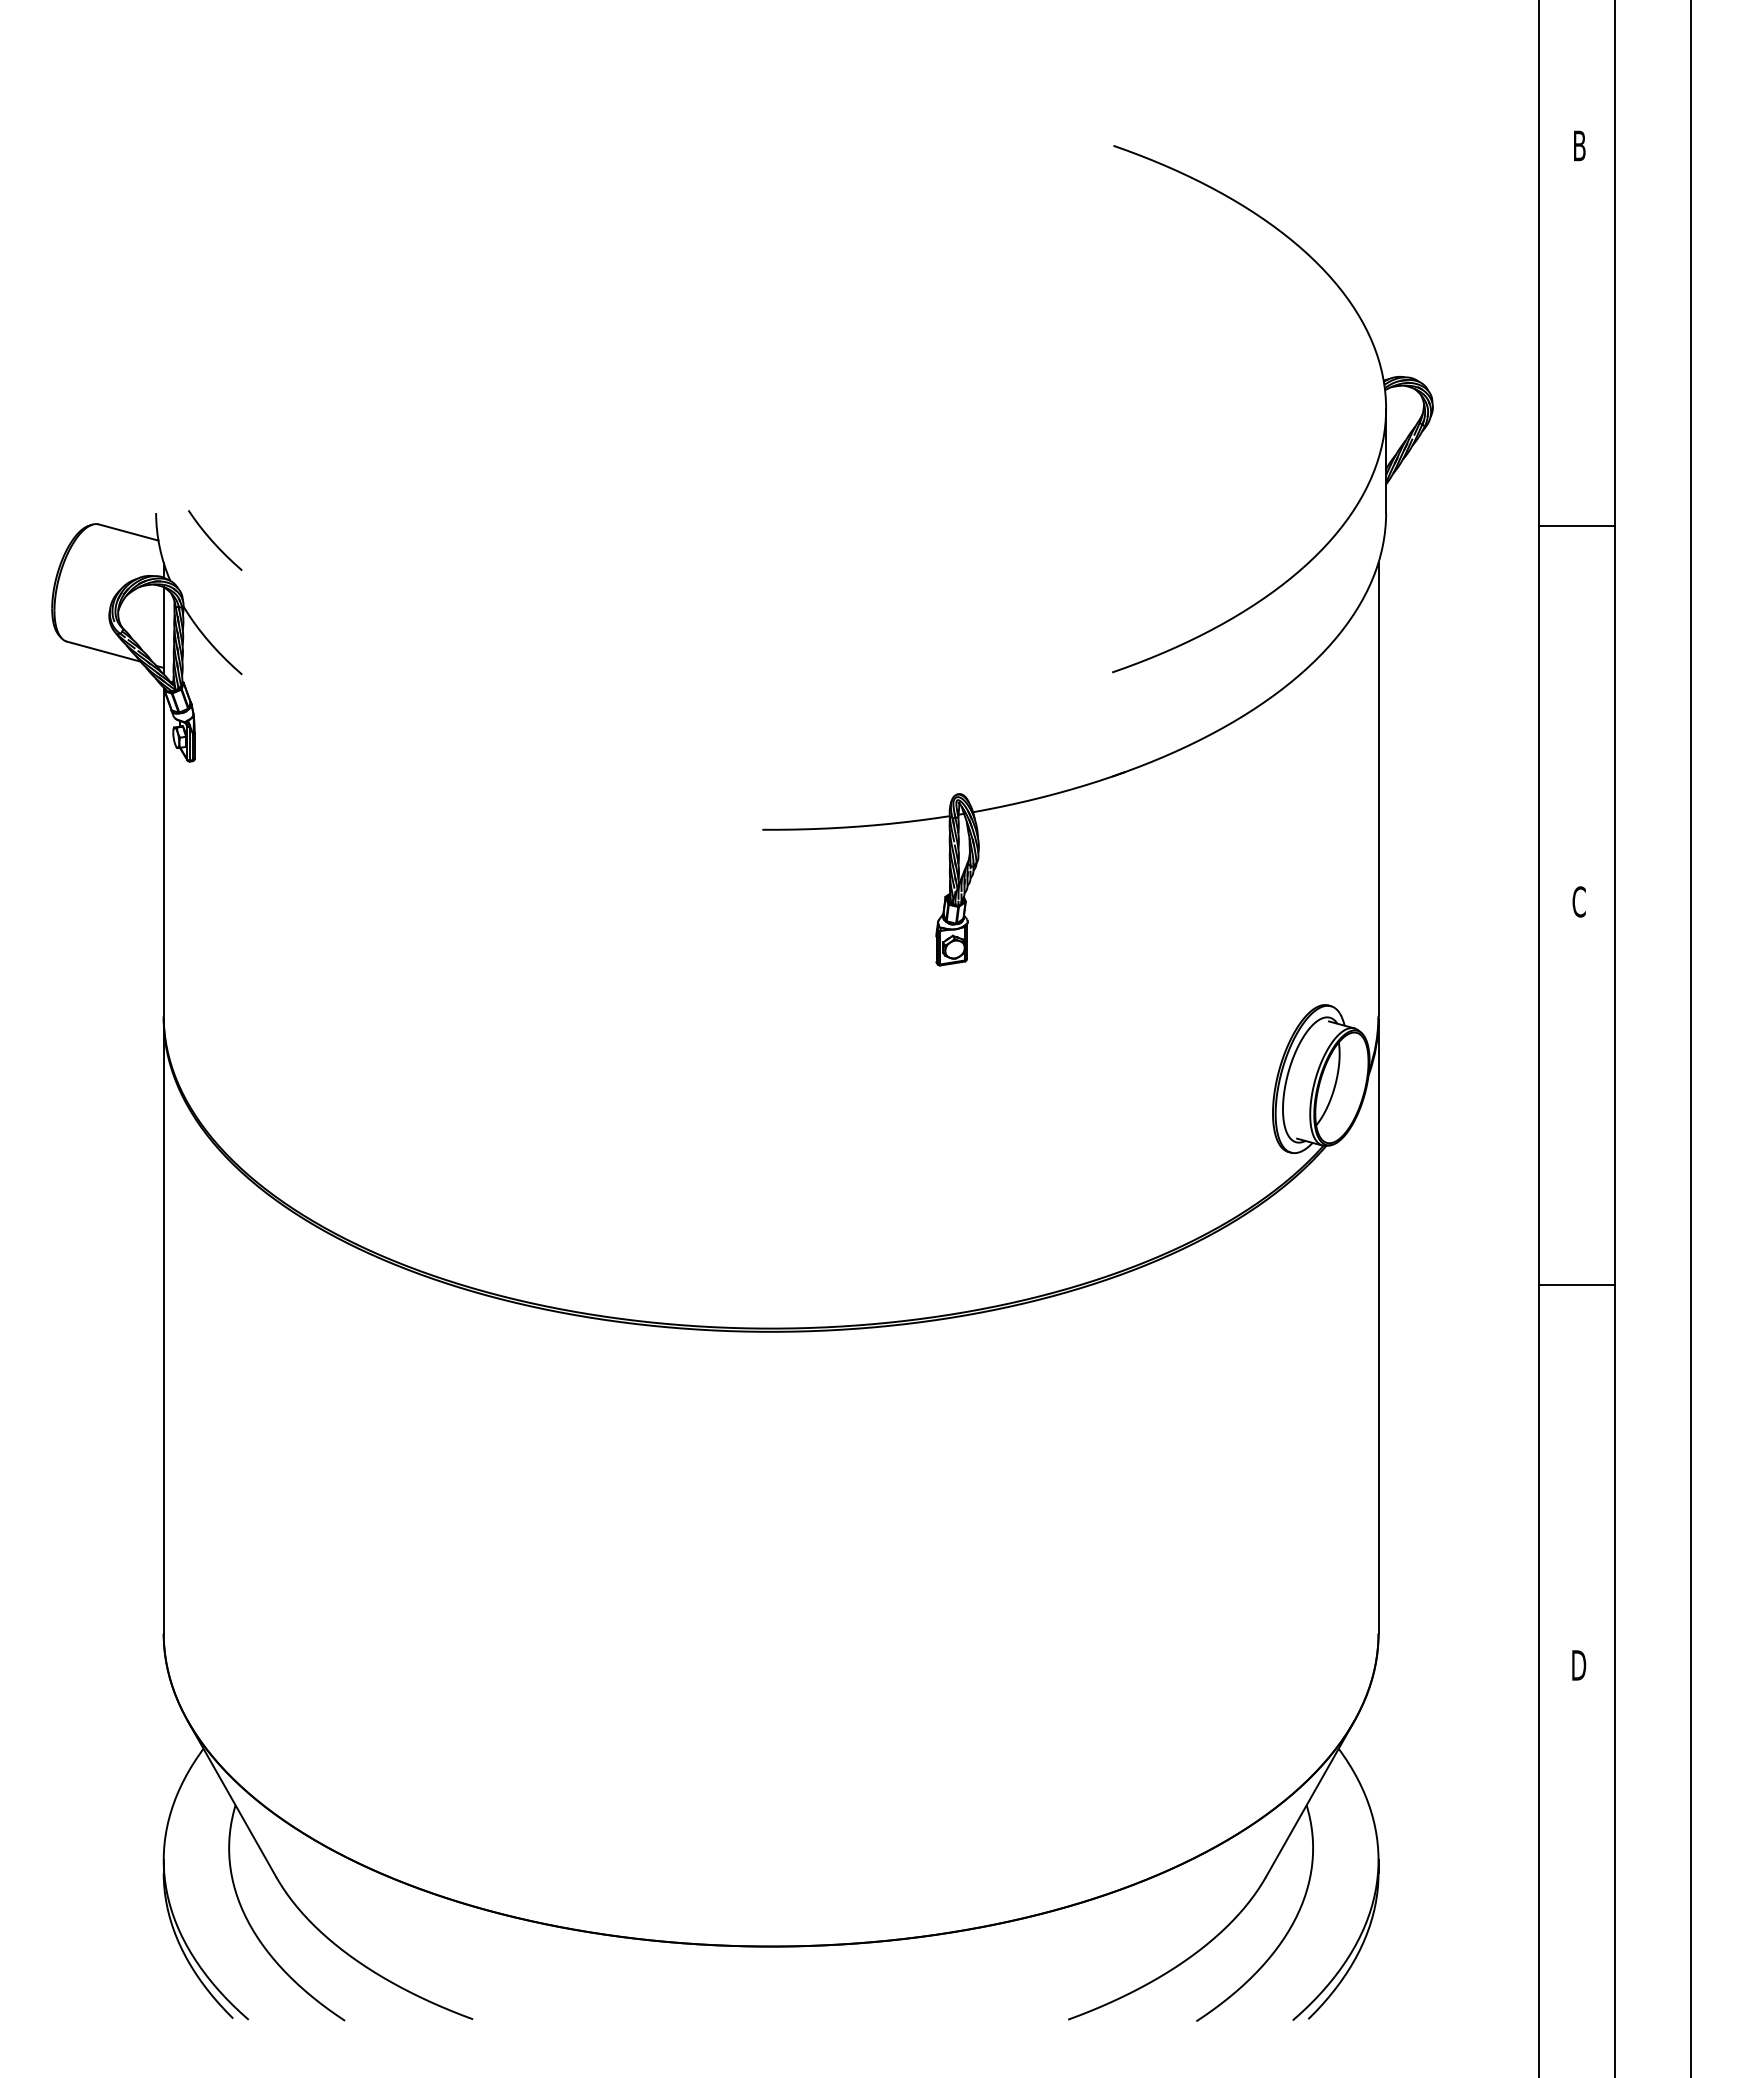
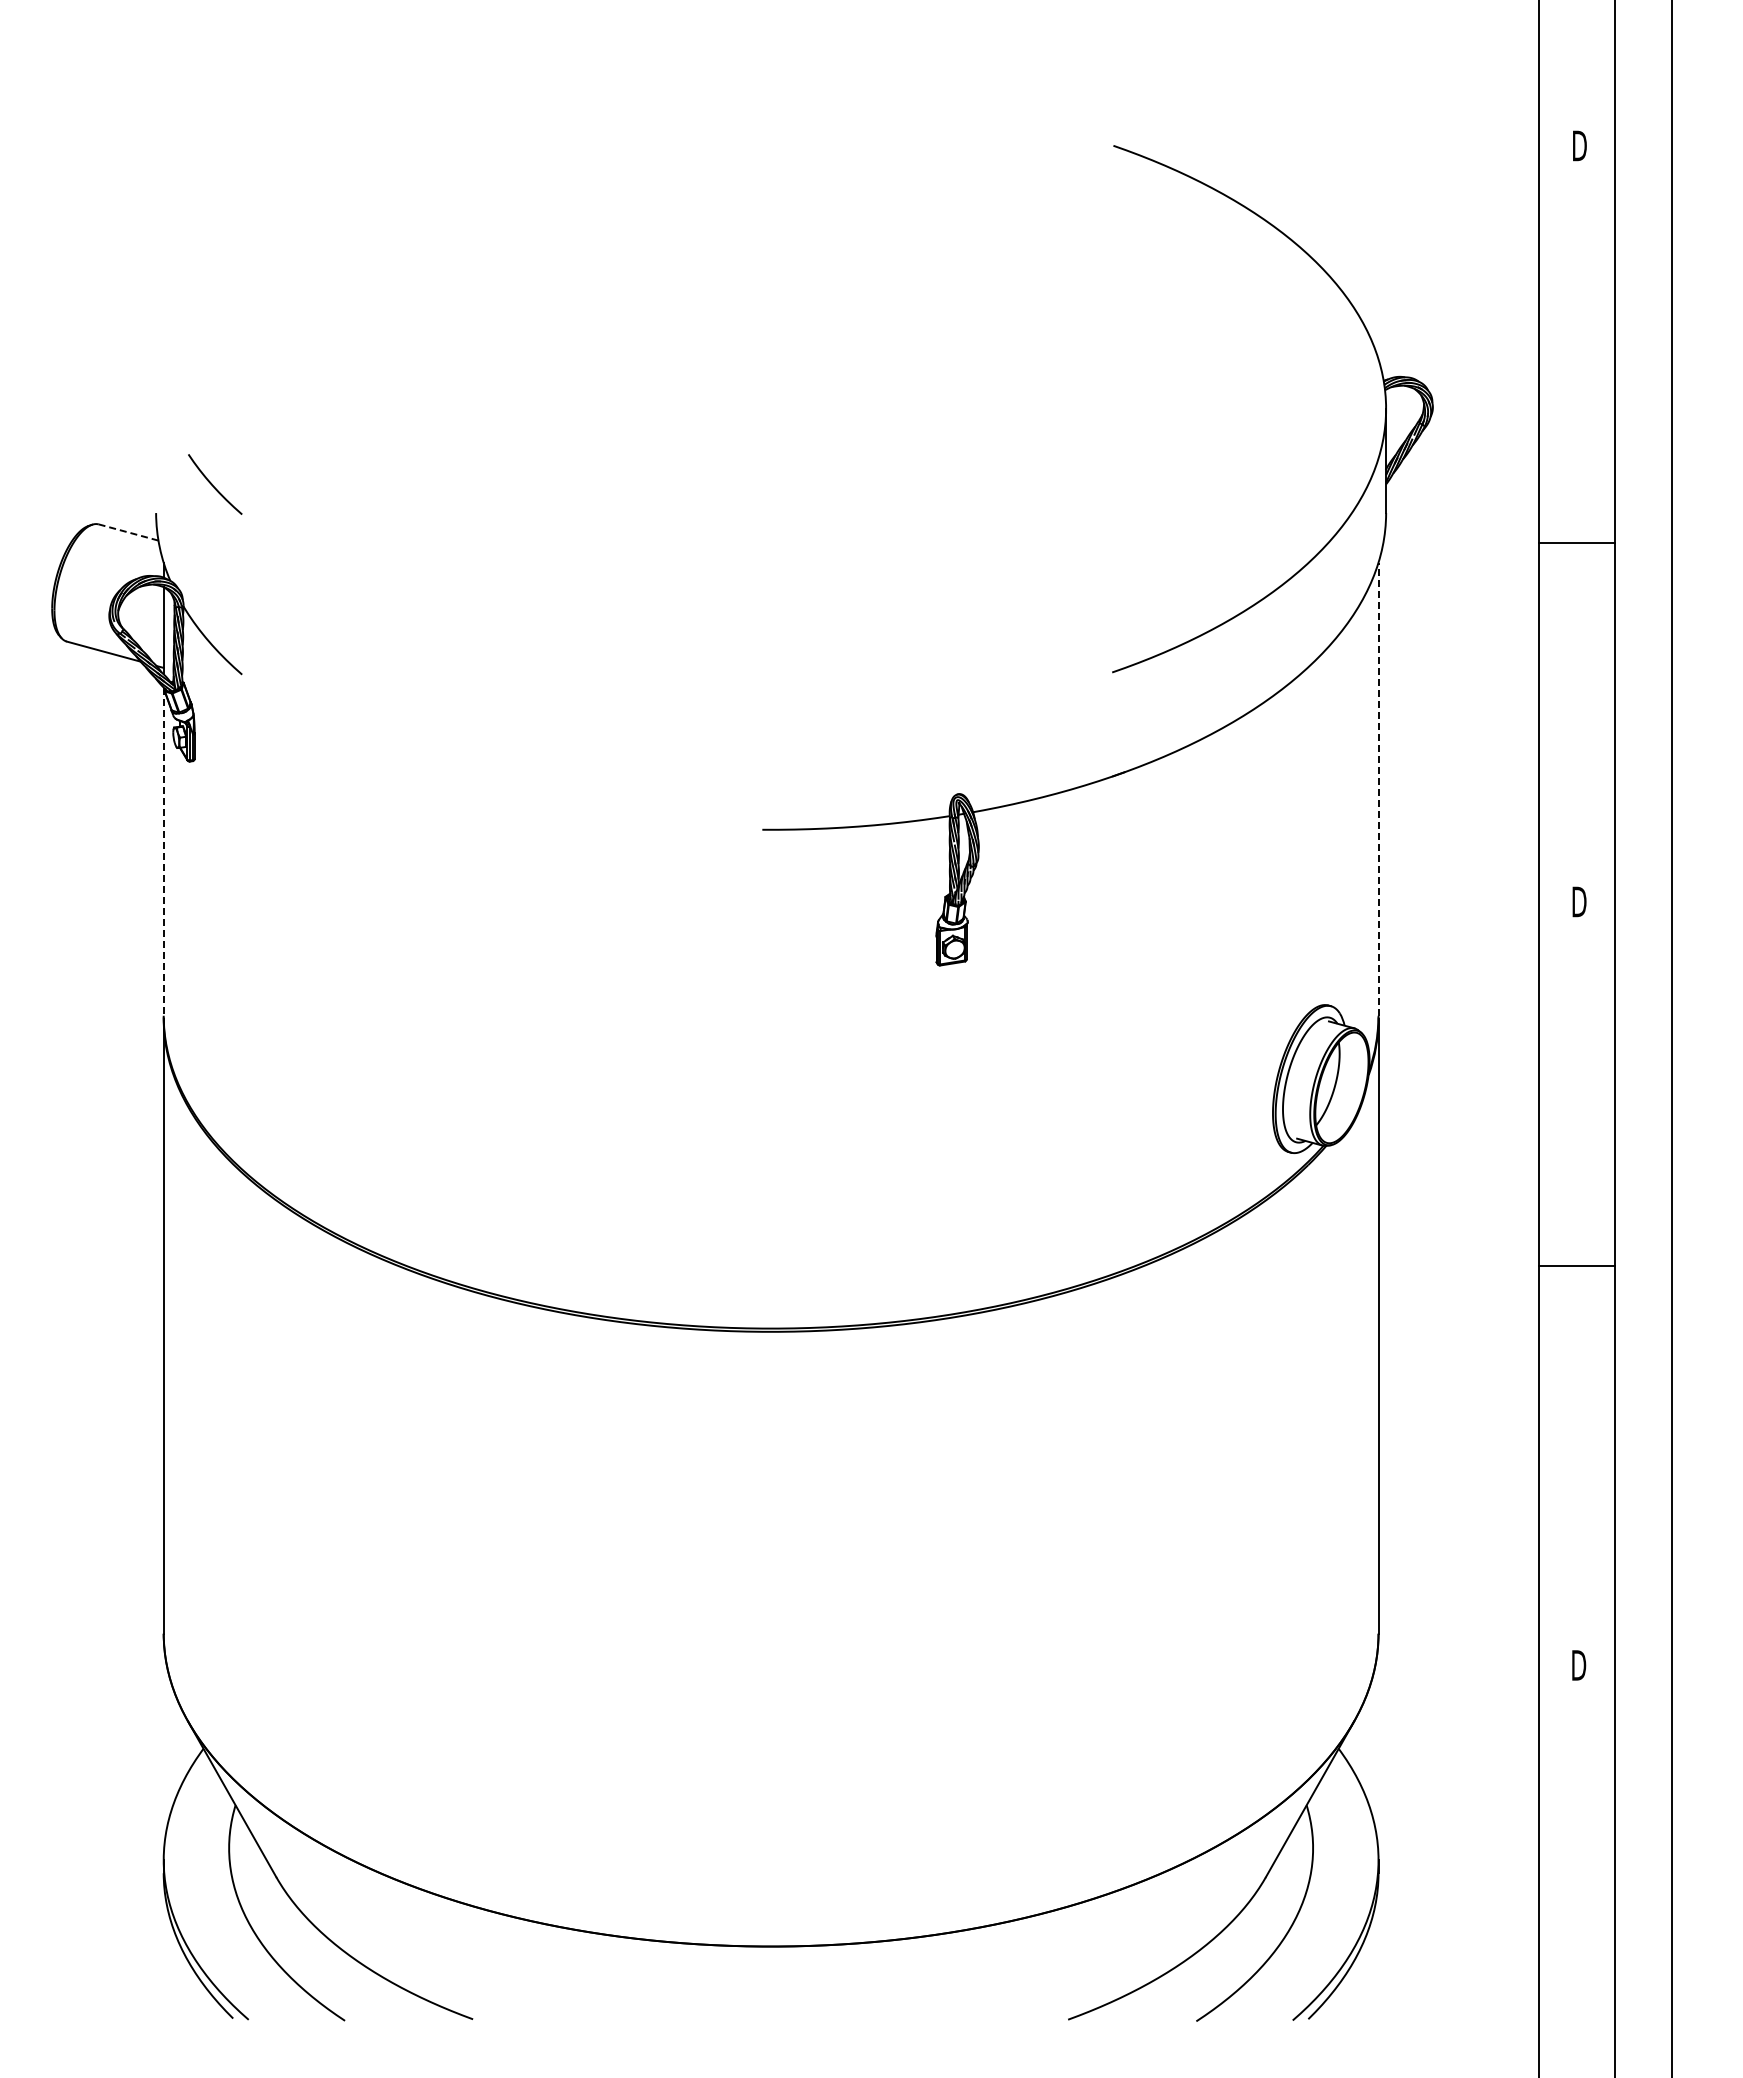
text: B -> D (1579, 145)
line position: (1576, 525) -> (1576, 542) (1576, 542)
line: solid -> dashed (128, 532)
curve position: (213, 541) -> (213, 485) (213, 485)
line: solid -> dashed (1378, 789)
line: solid -> dashed (163, 852)
text: C -> D (1579, 901)
line position: (1690, 1038) -> (1671, 1038) (1671, 1038)
line position: (1576, 1285) -> (1576, 1266) (1576, 1266)
